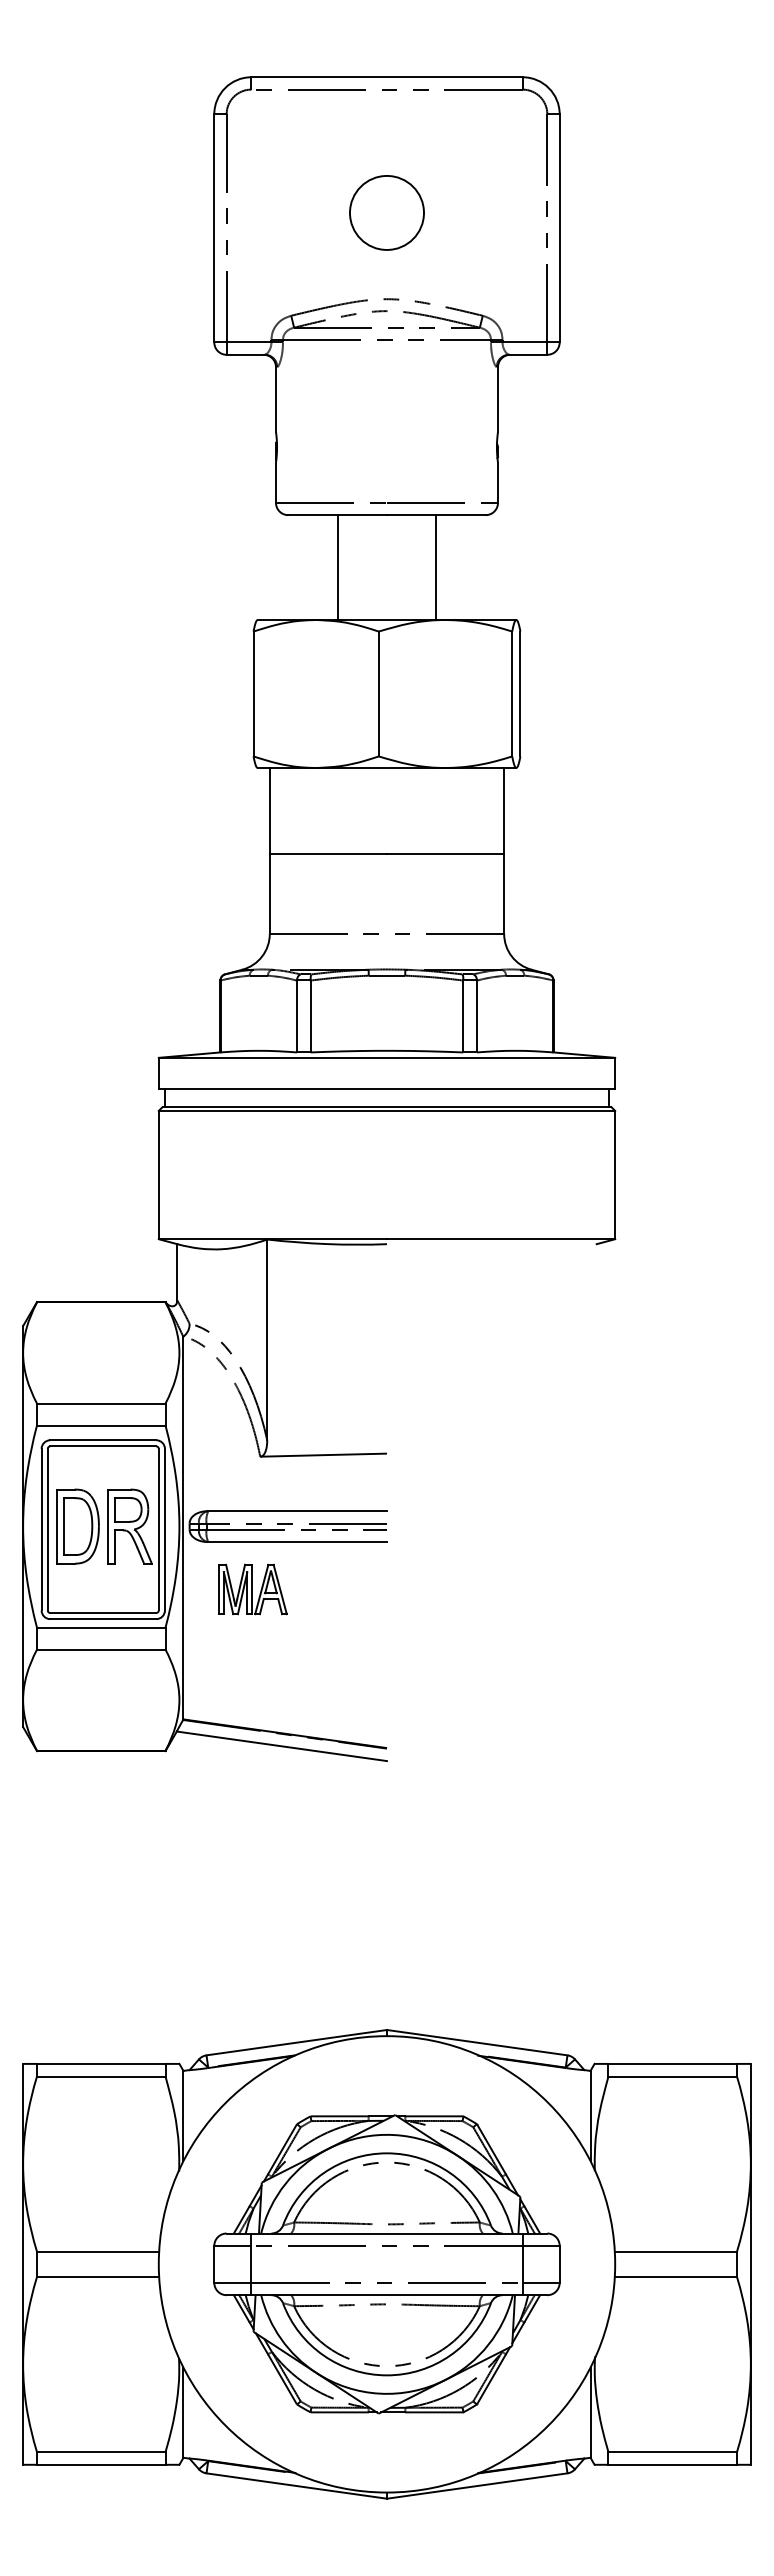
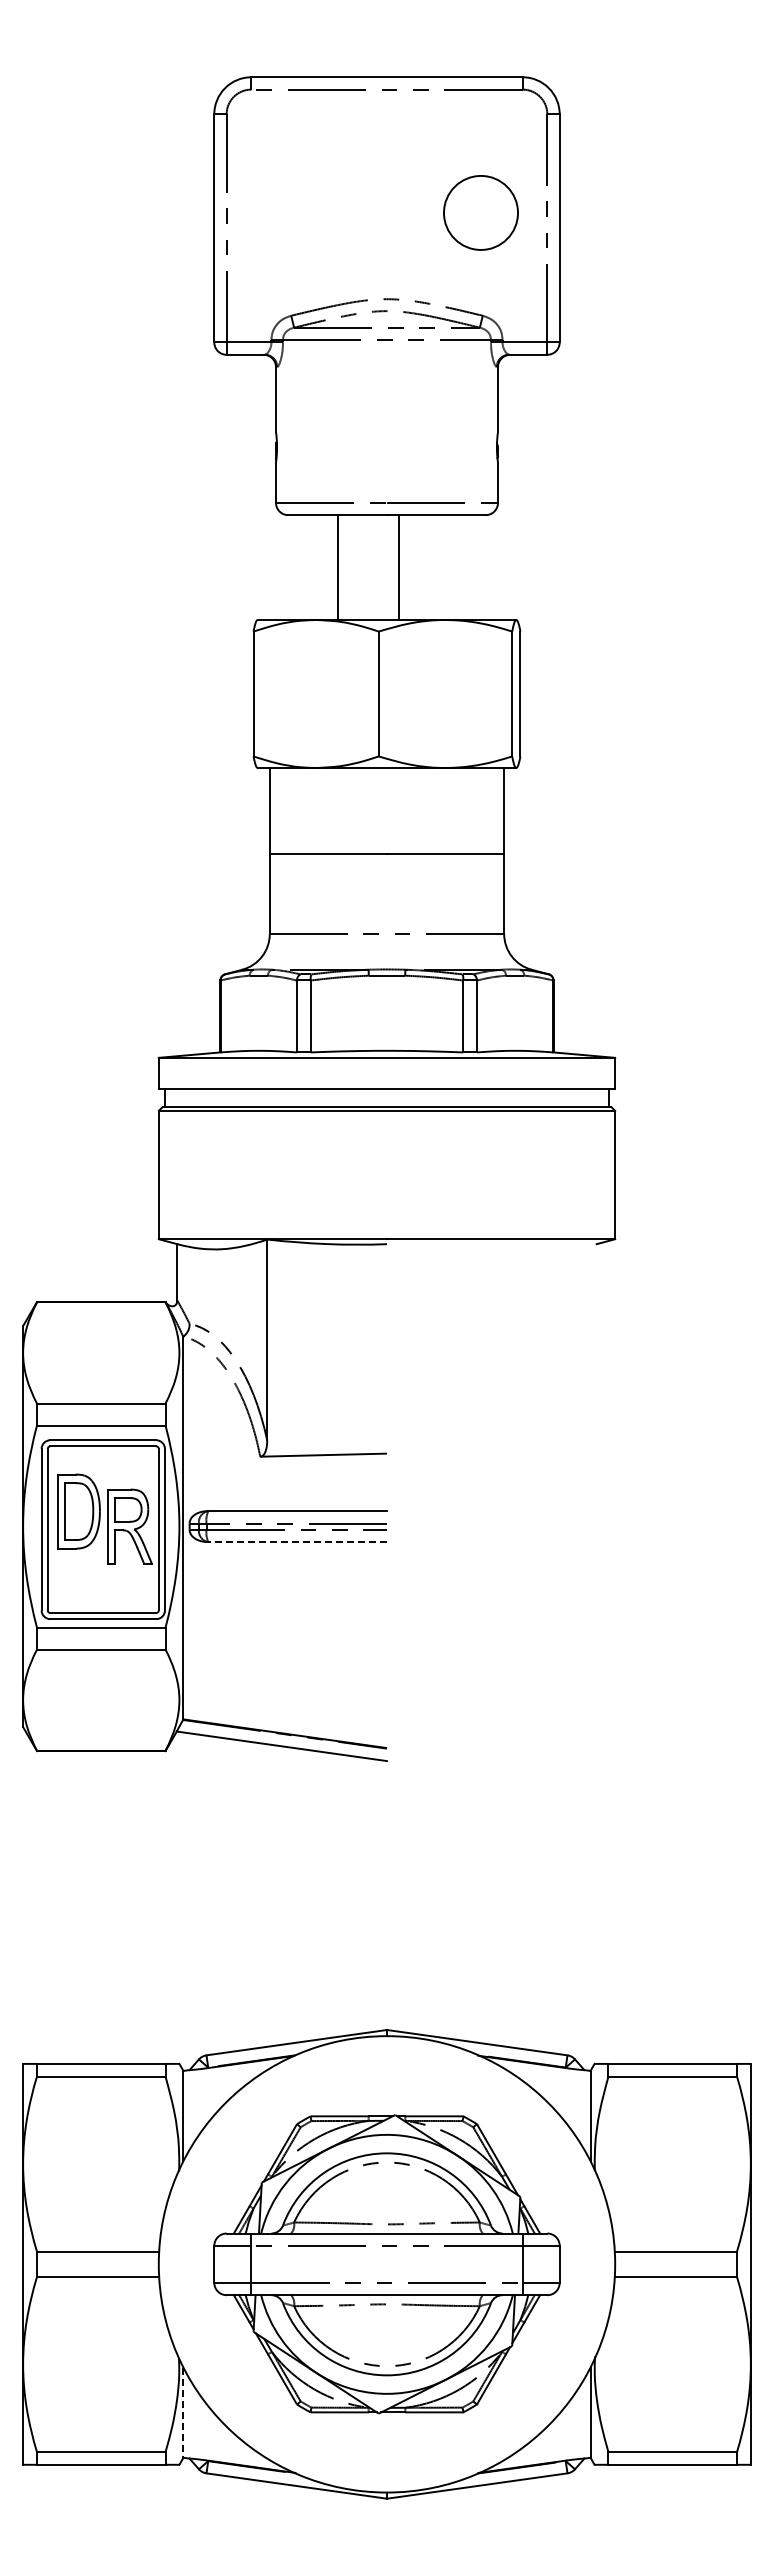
circle position: (386, 212) -> (480, 212) (480, 212)
line position: (436, 567) -> (399, 567) (399, 567)
part position: (77, 1526) -> (78, 1511) (78, 1511)
line: solid -> dashed (297, 1542)
part: present -> none (252, 1589)
line: solid -> dashed (183, 2413)
